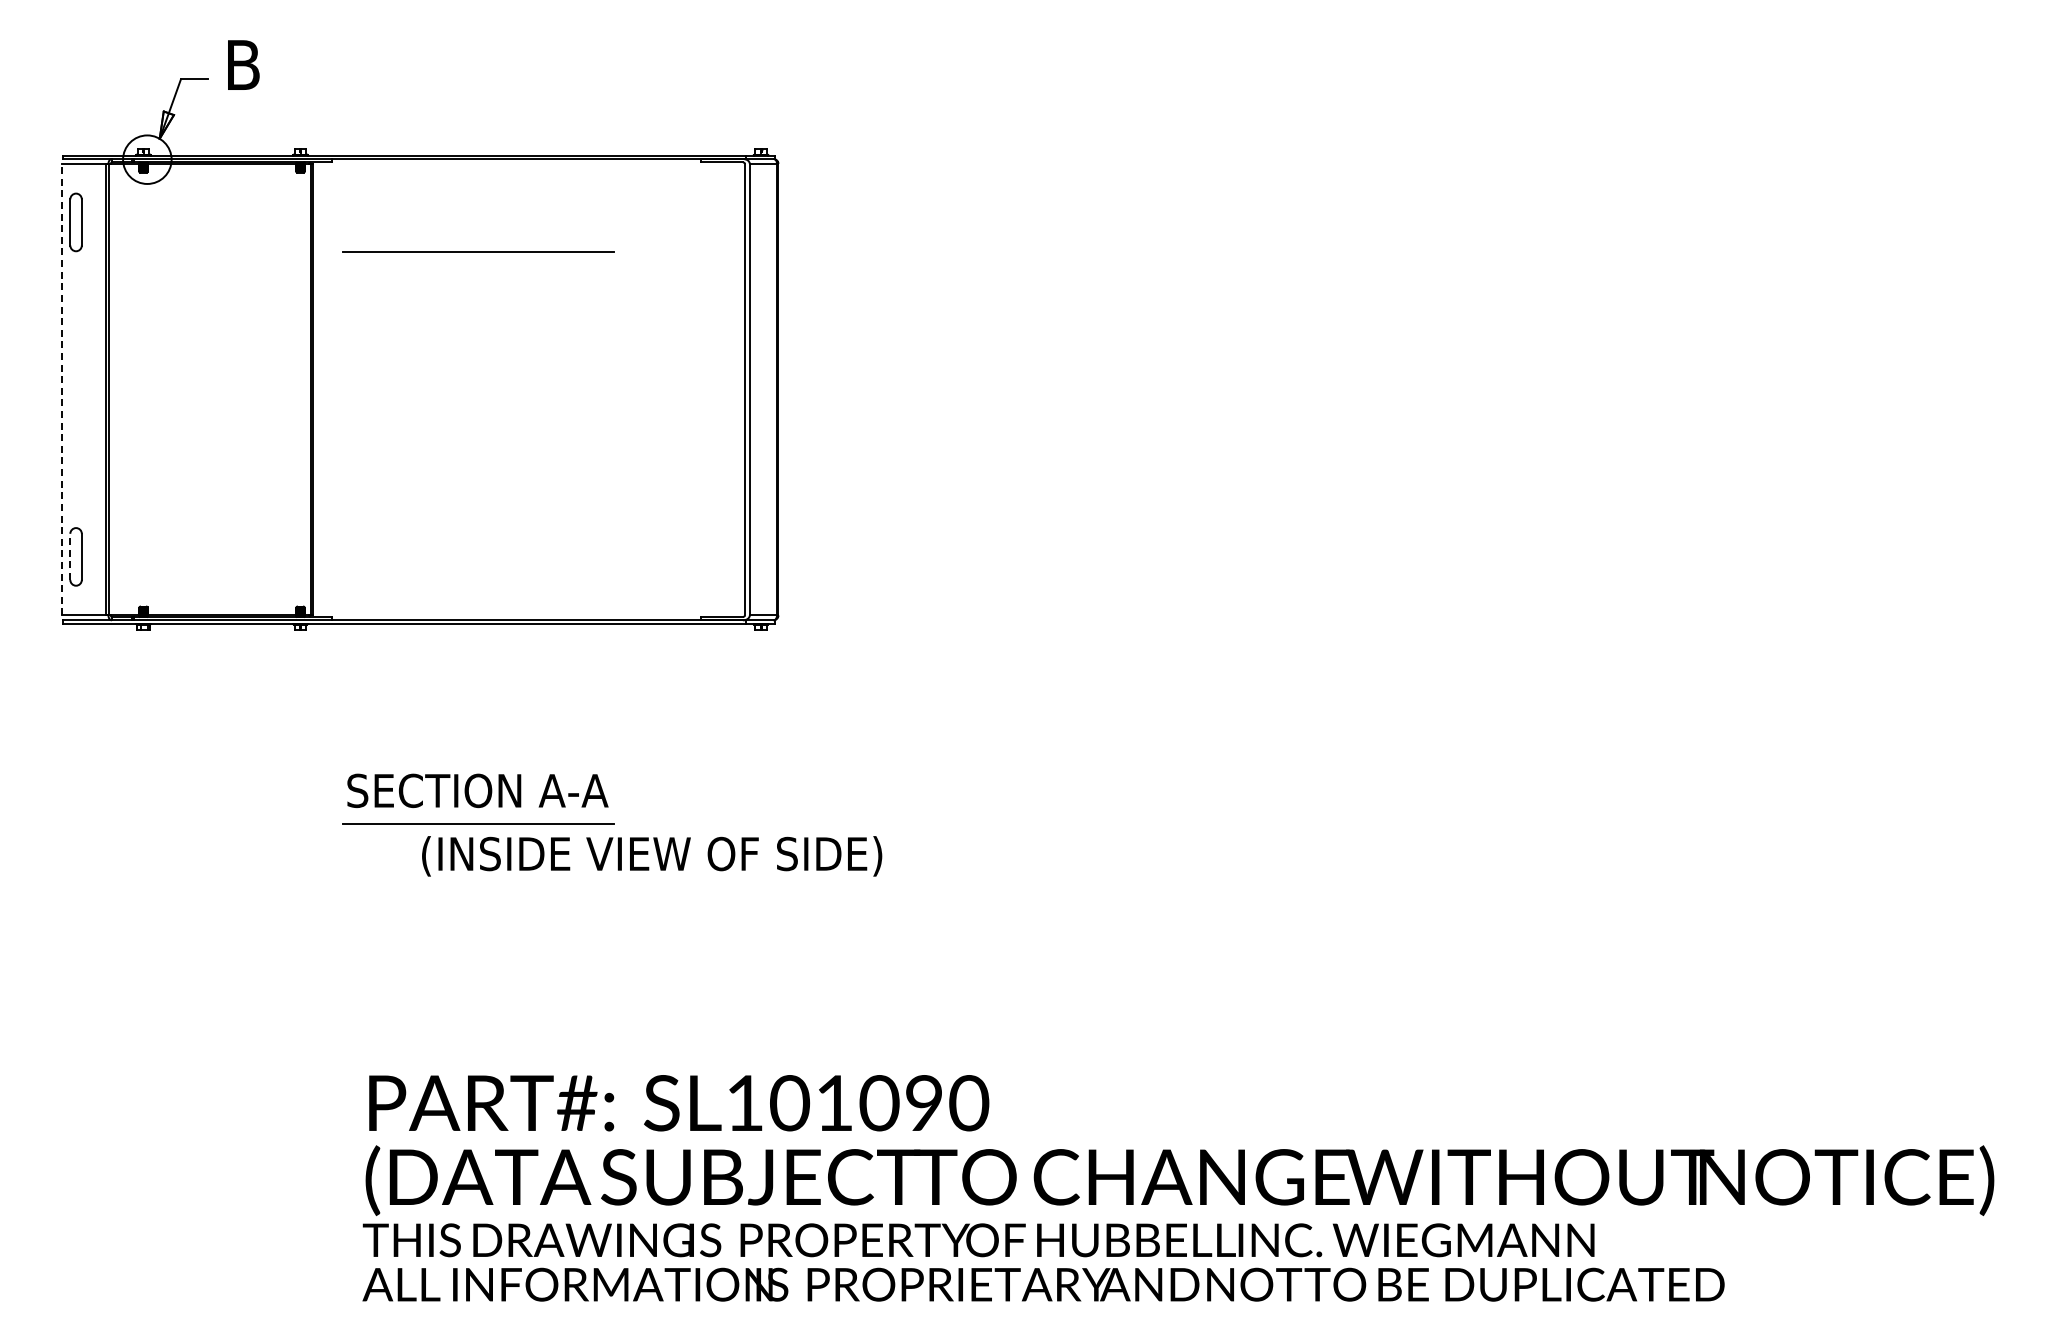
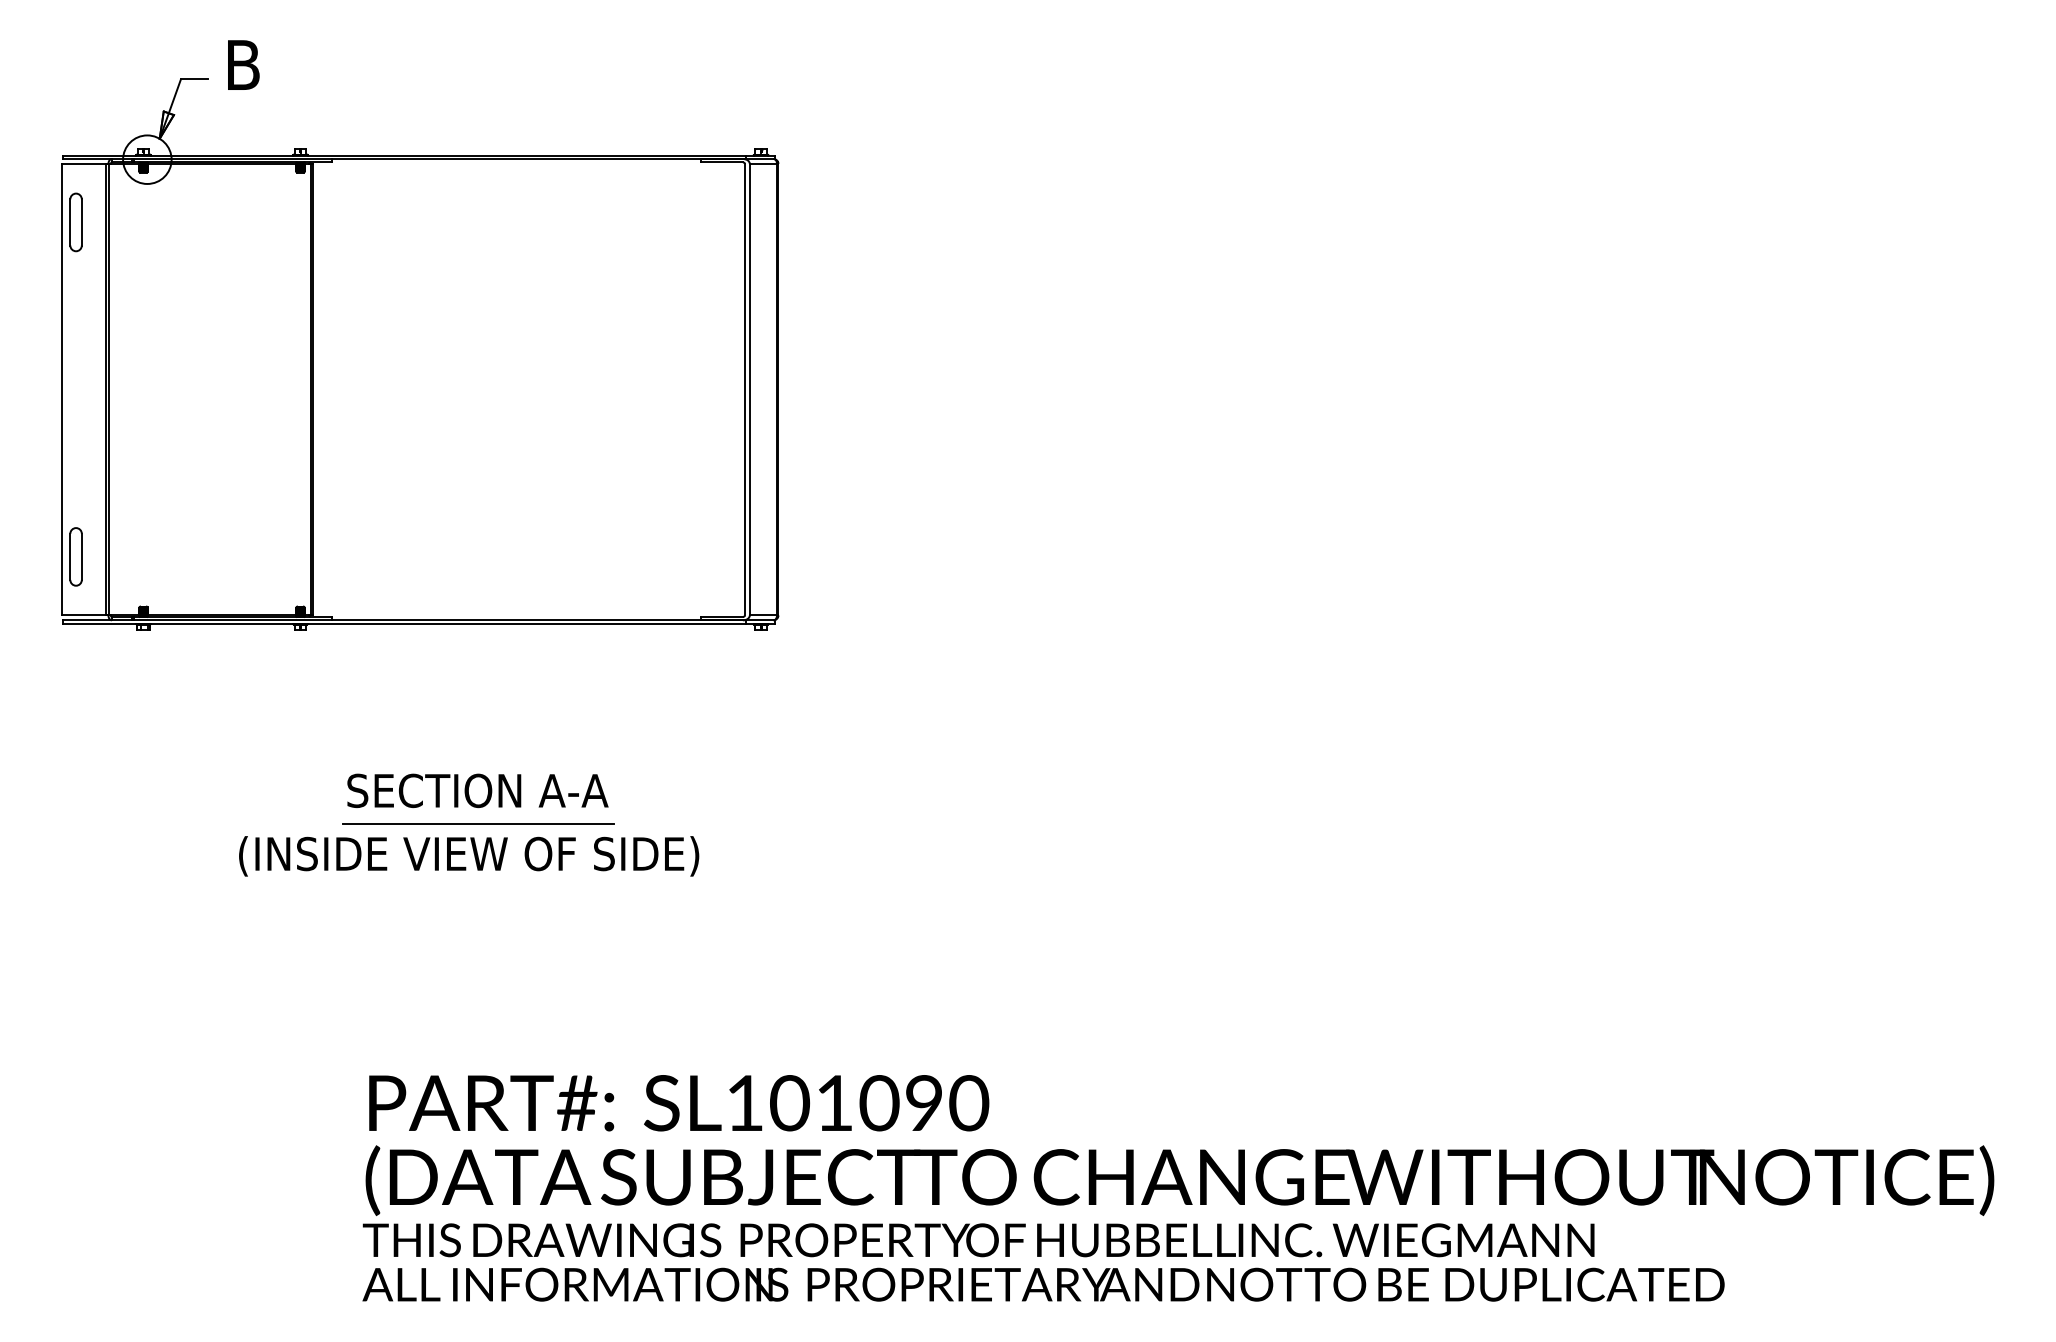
line: present -> none (478, 251)
line: dashed -> solid (61, 389)
line: dashed -> solid (70, 556)
text position: (652, 856) -> (469, 856) (469, 856)
